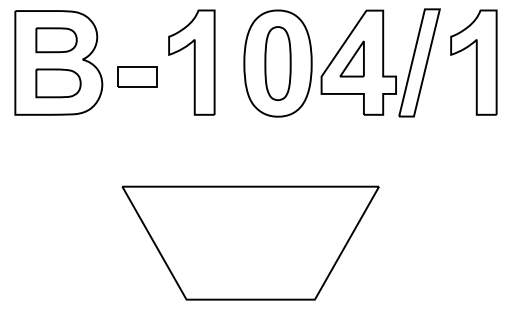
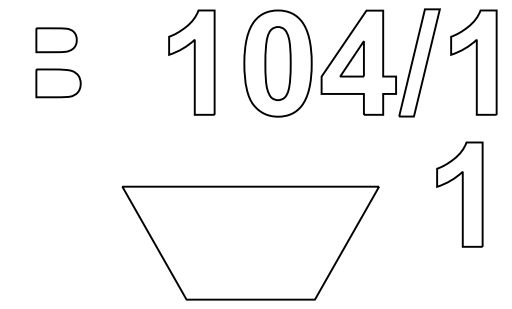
part: present -> none (58, 62)
part: present -> none (137, 76)
part: none -> present (459, 194)
